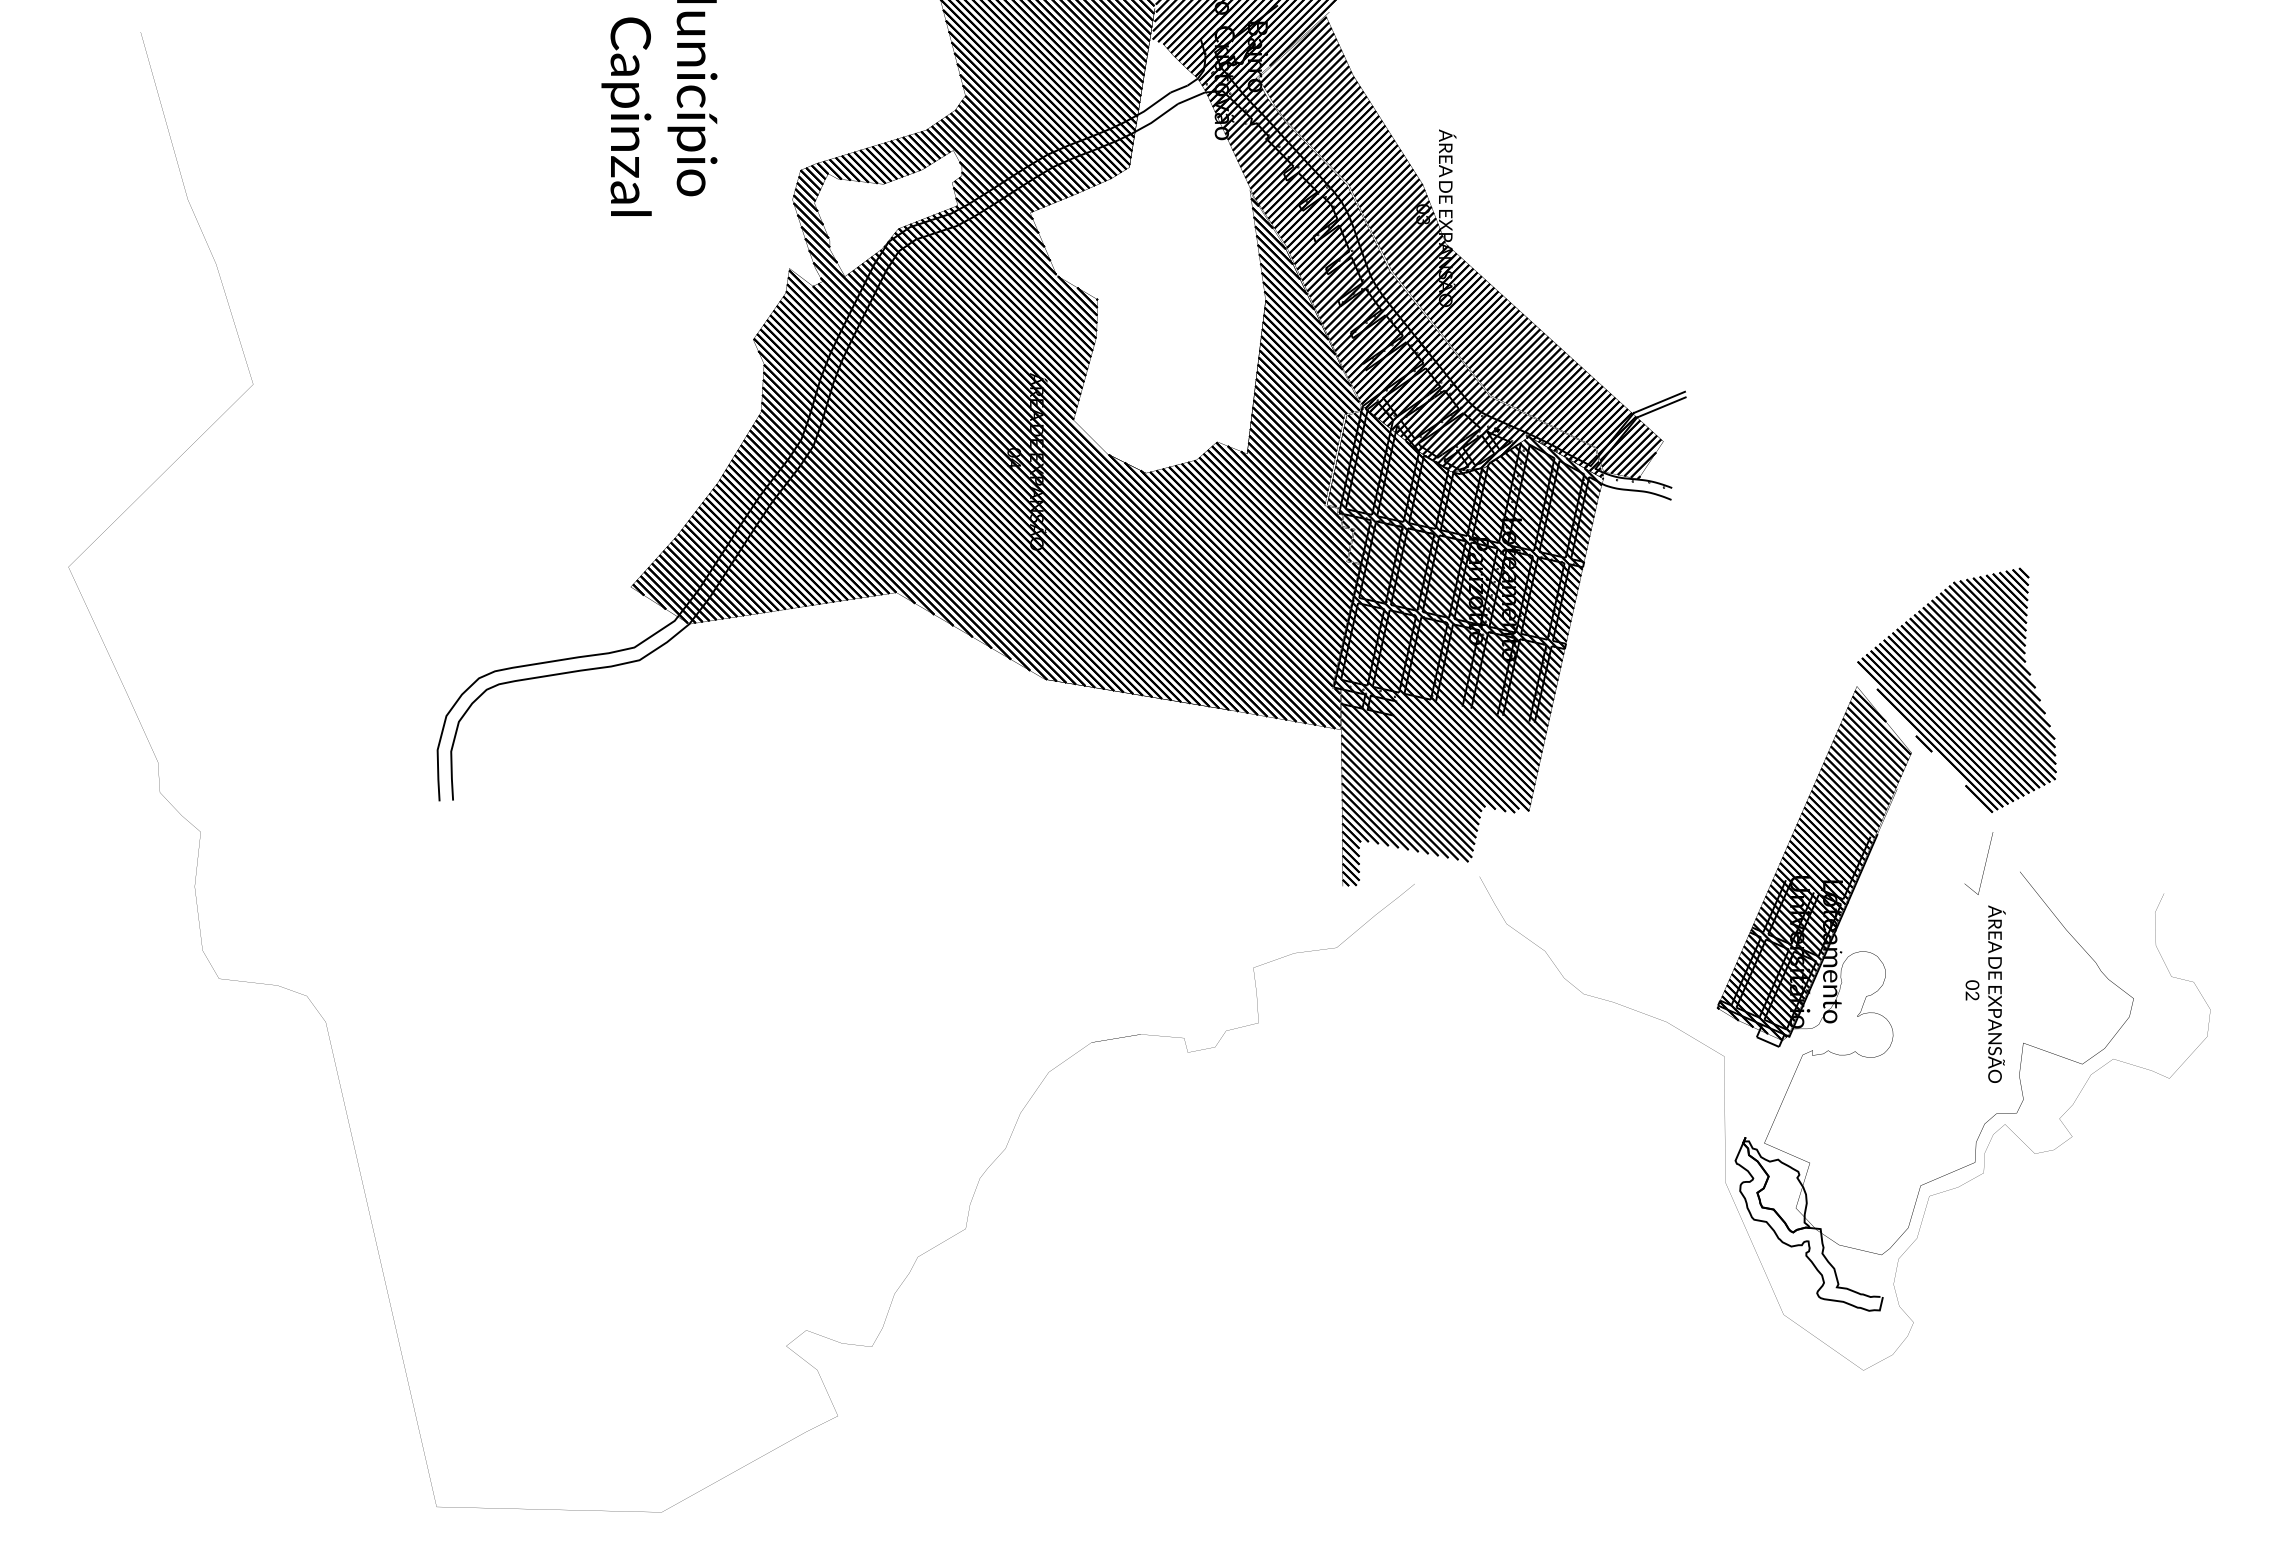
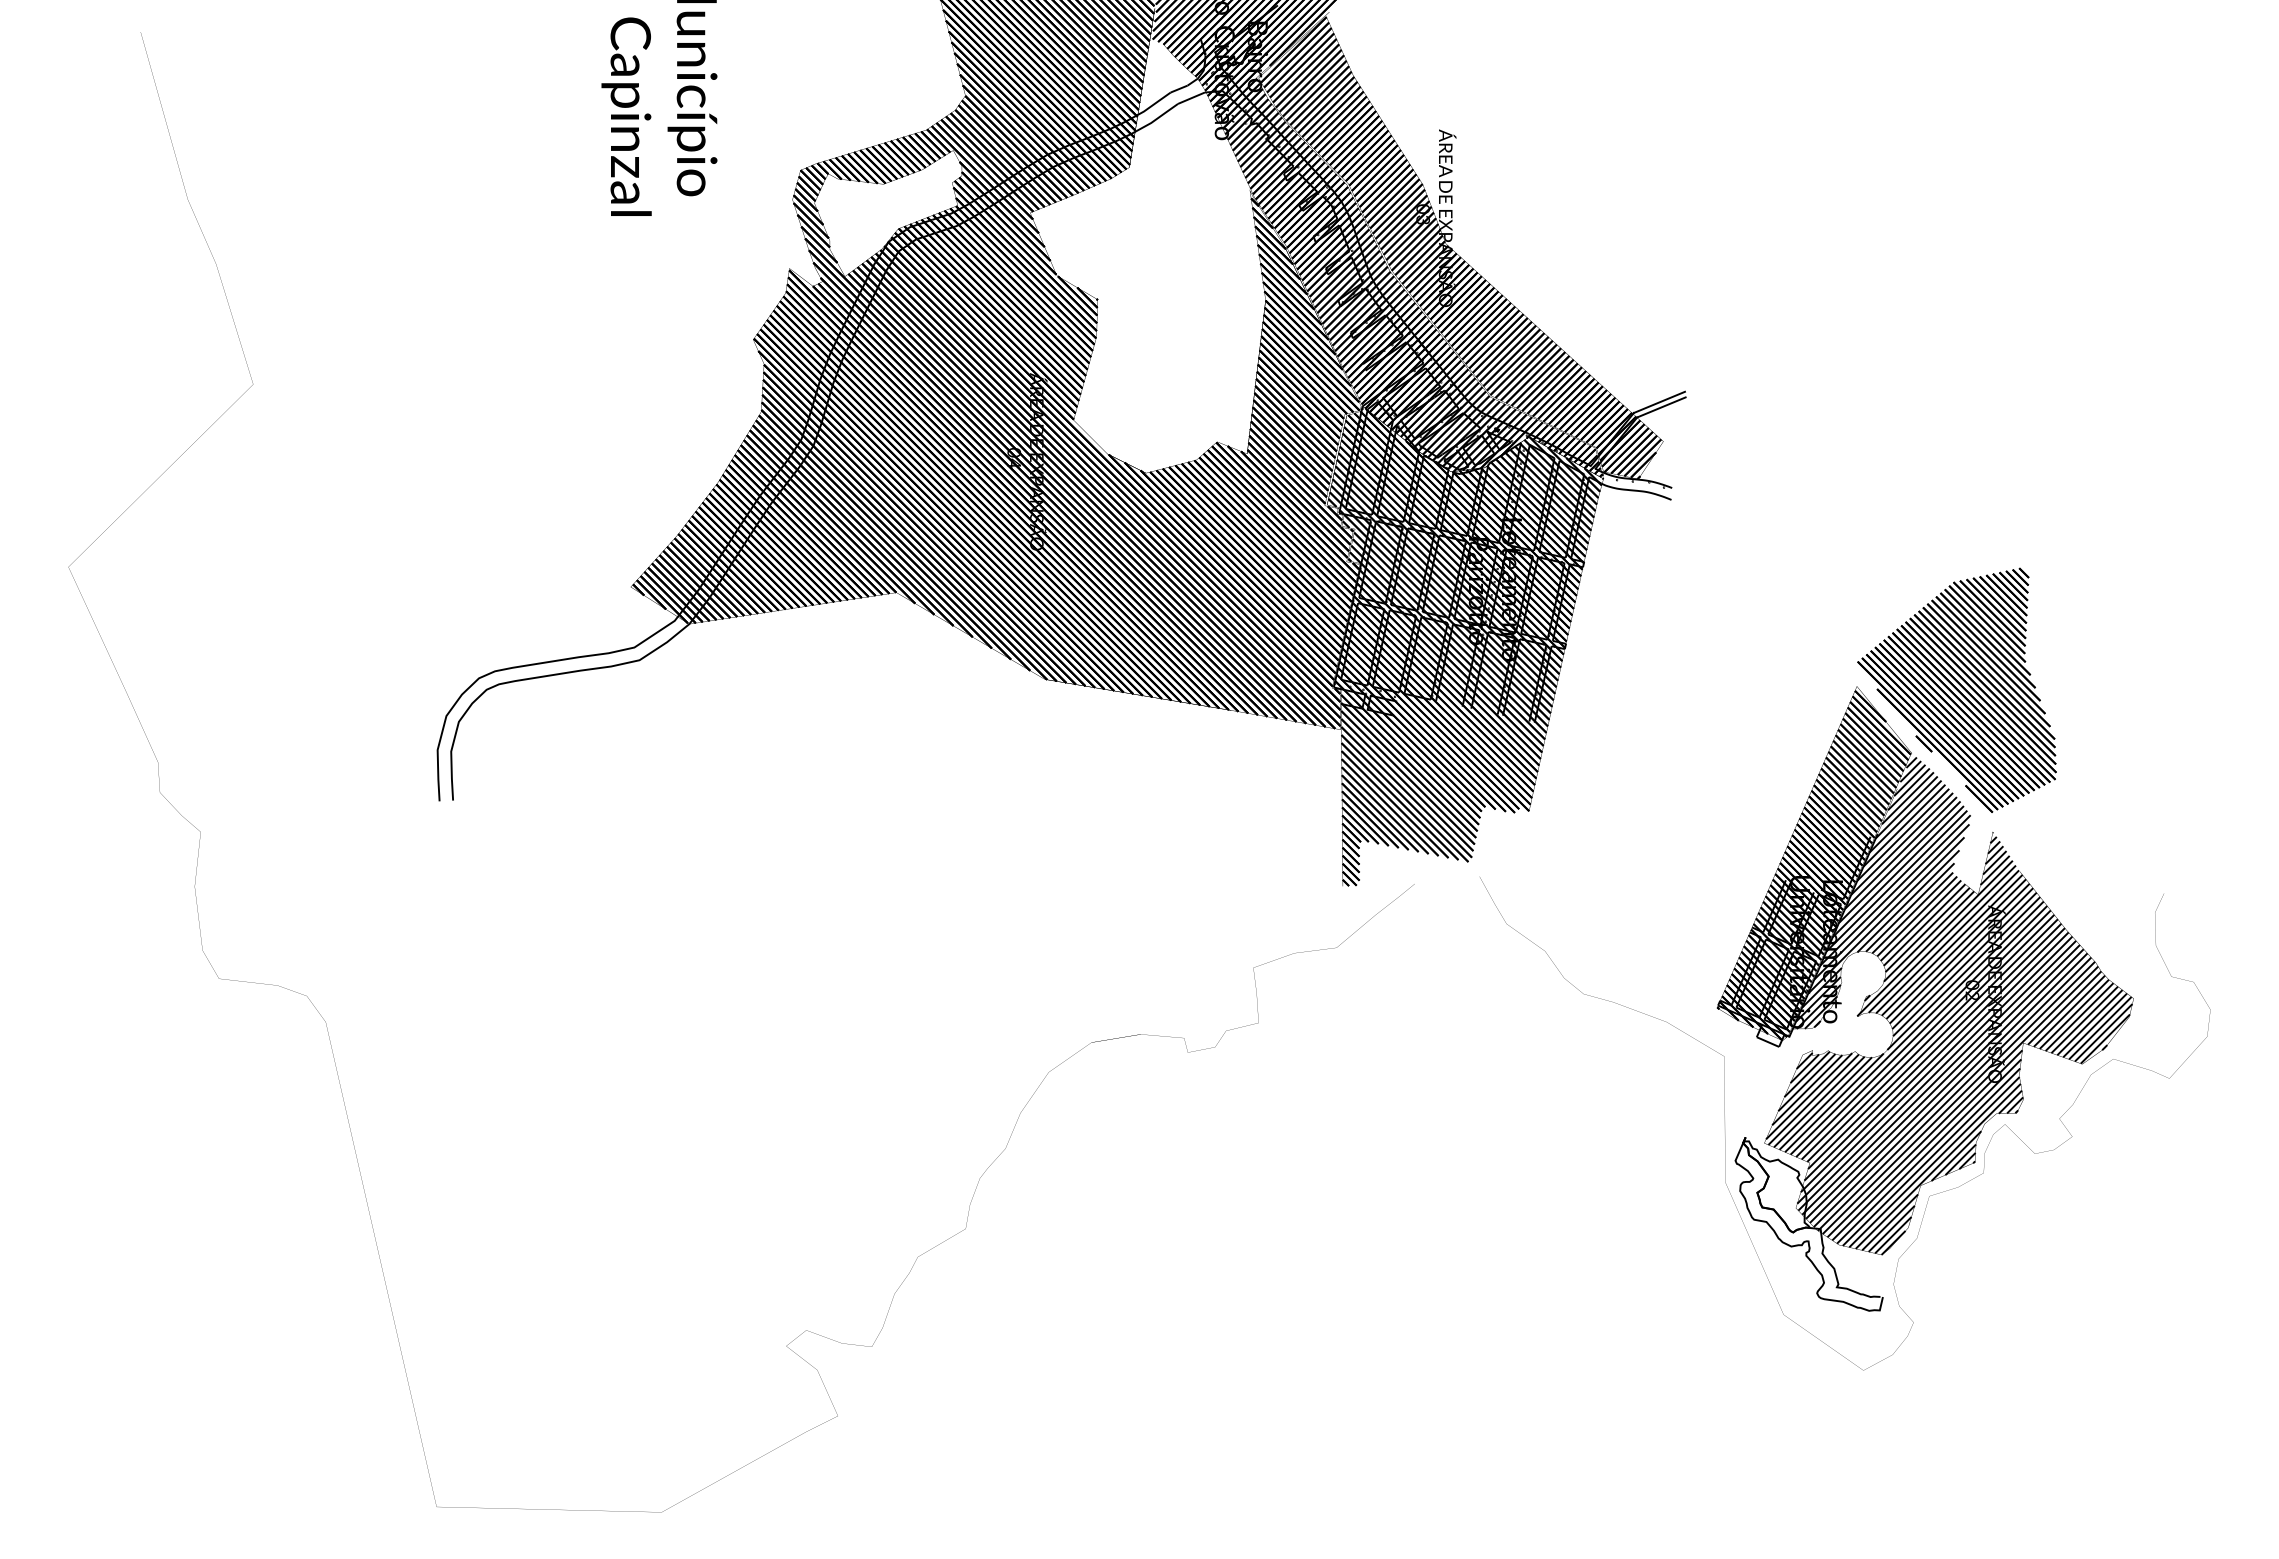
hatch: none -> present (1949, 1003)
